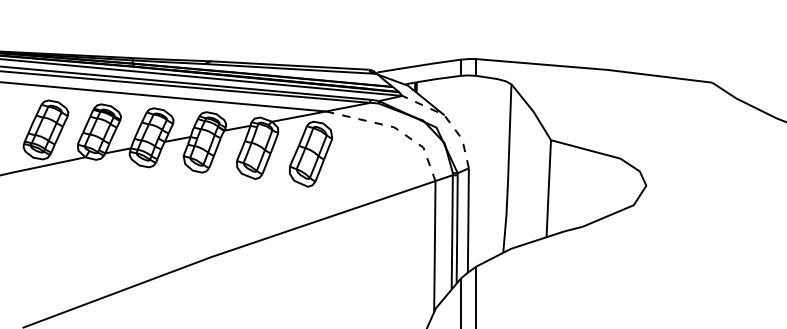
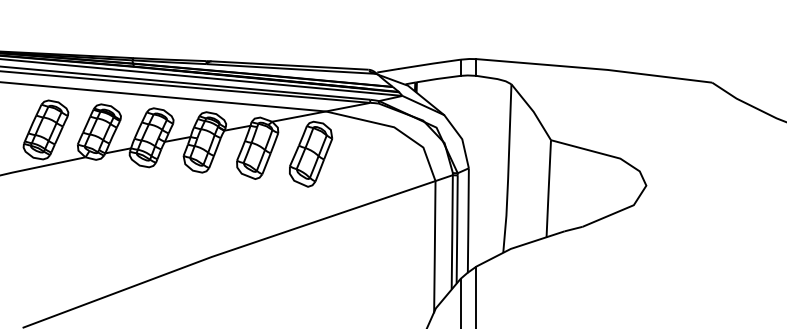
line: dashed -> solid (448, 120)
line: dashed -> solid (395, 127)
